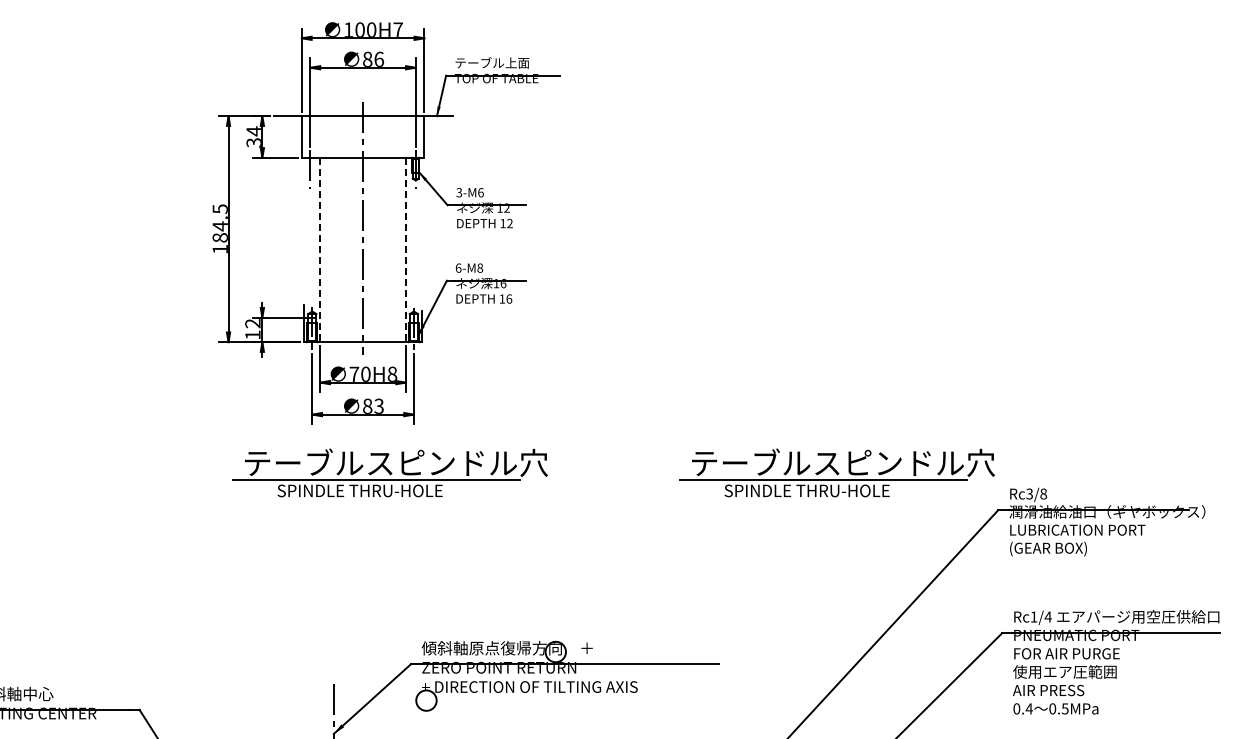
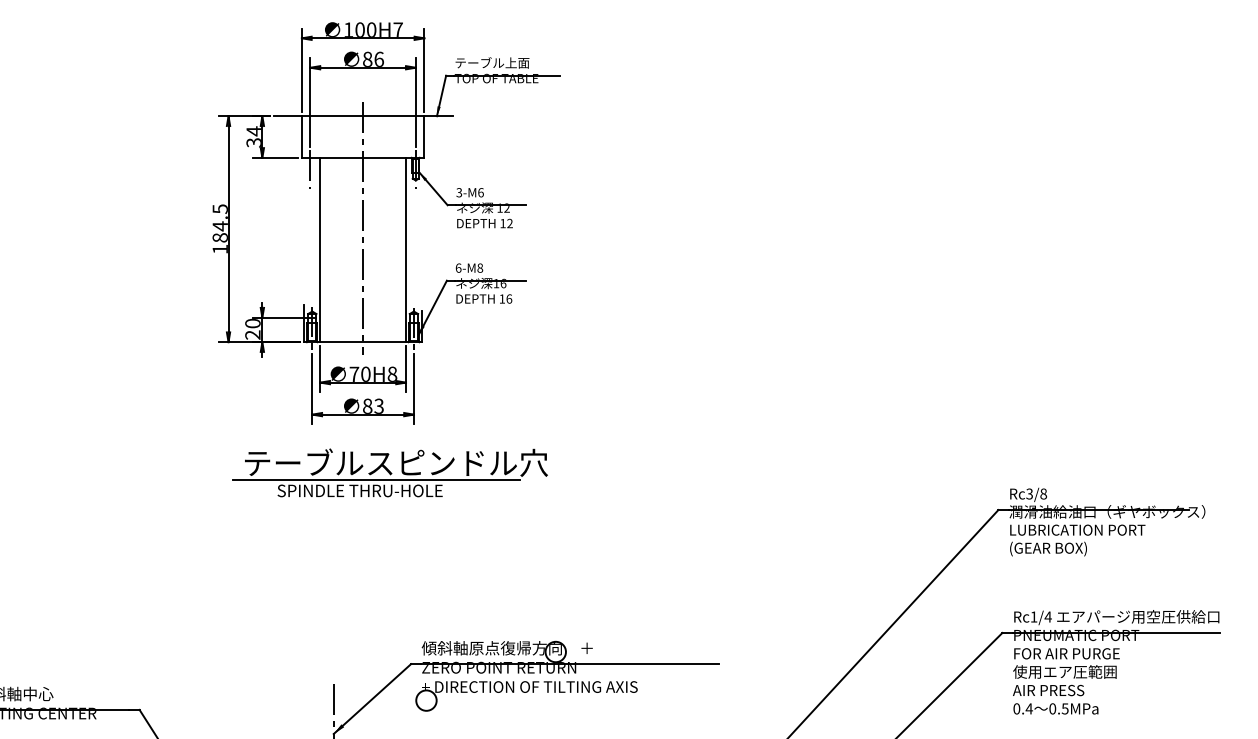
line: dashed -> solid (320, 250)
line: dashed -> solid (405, 250)
text: 12 -> 20 (252, 328)
part: present -> none (836, 472)
